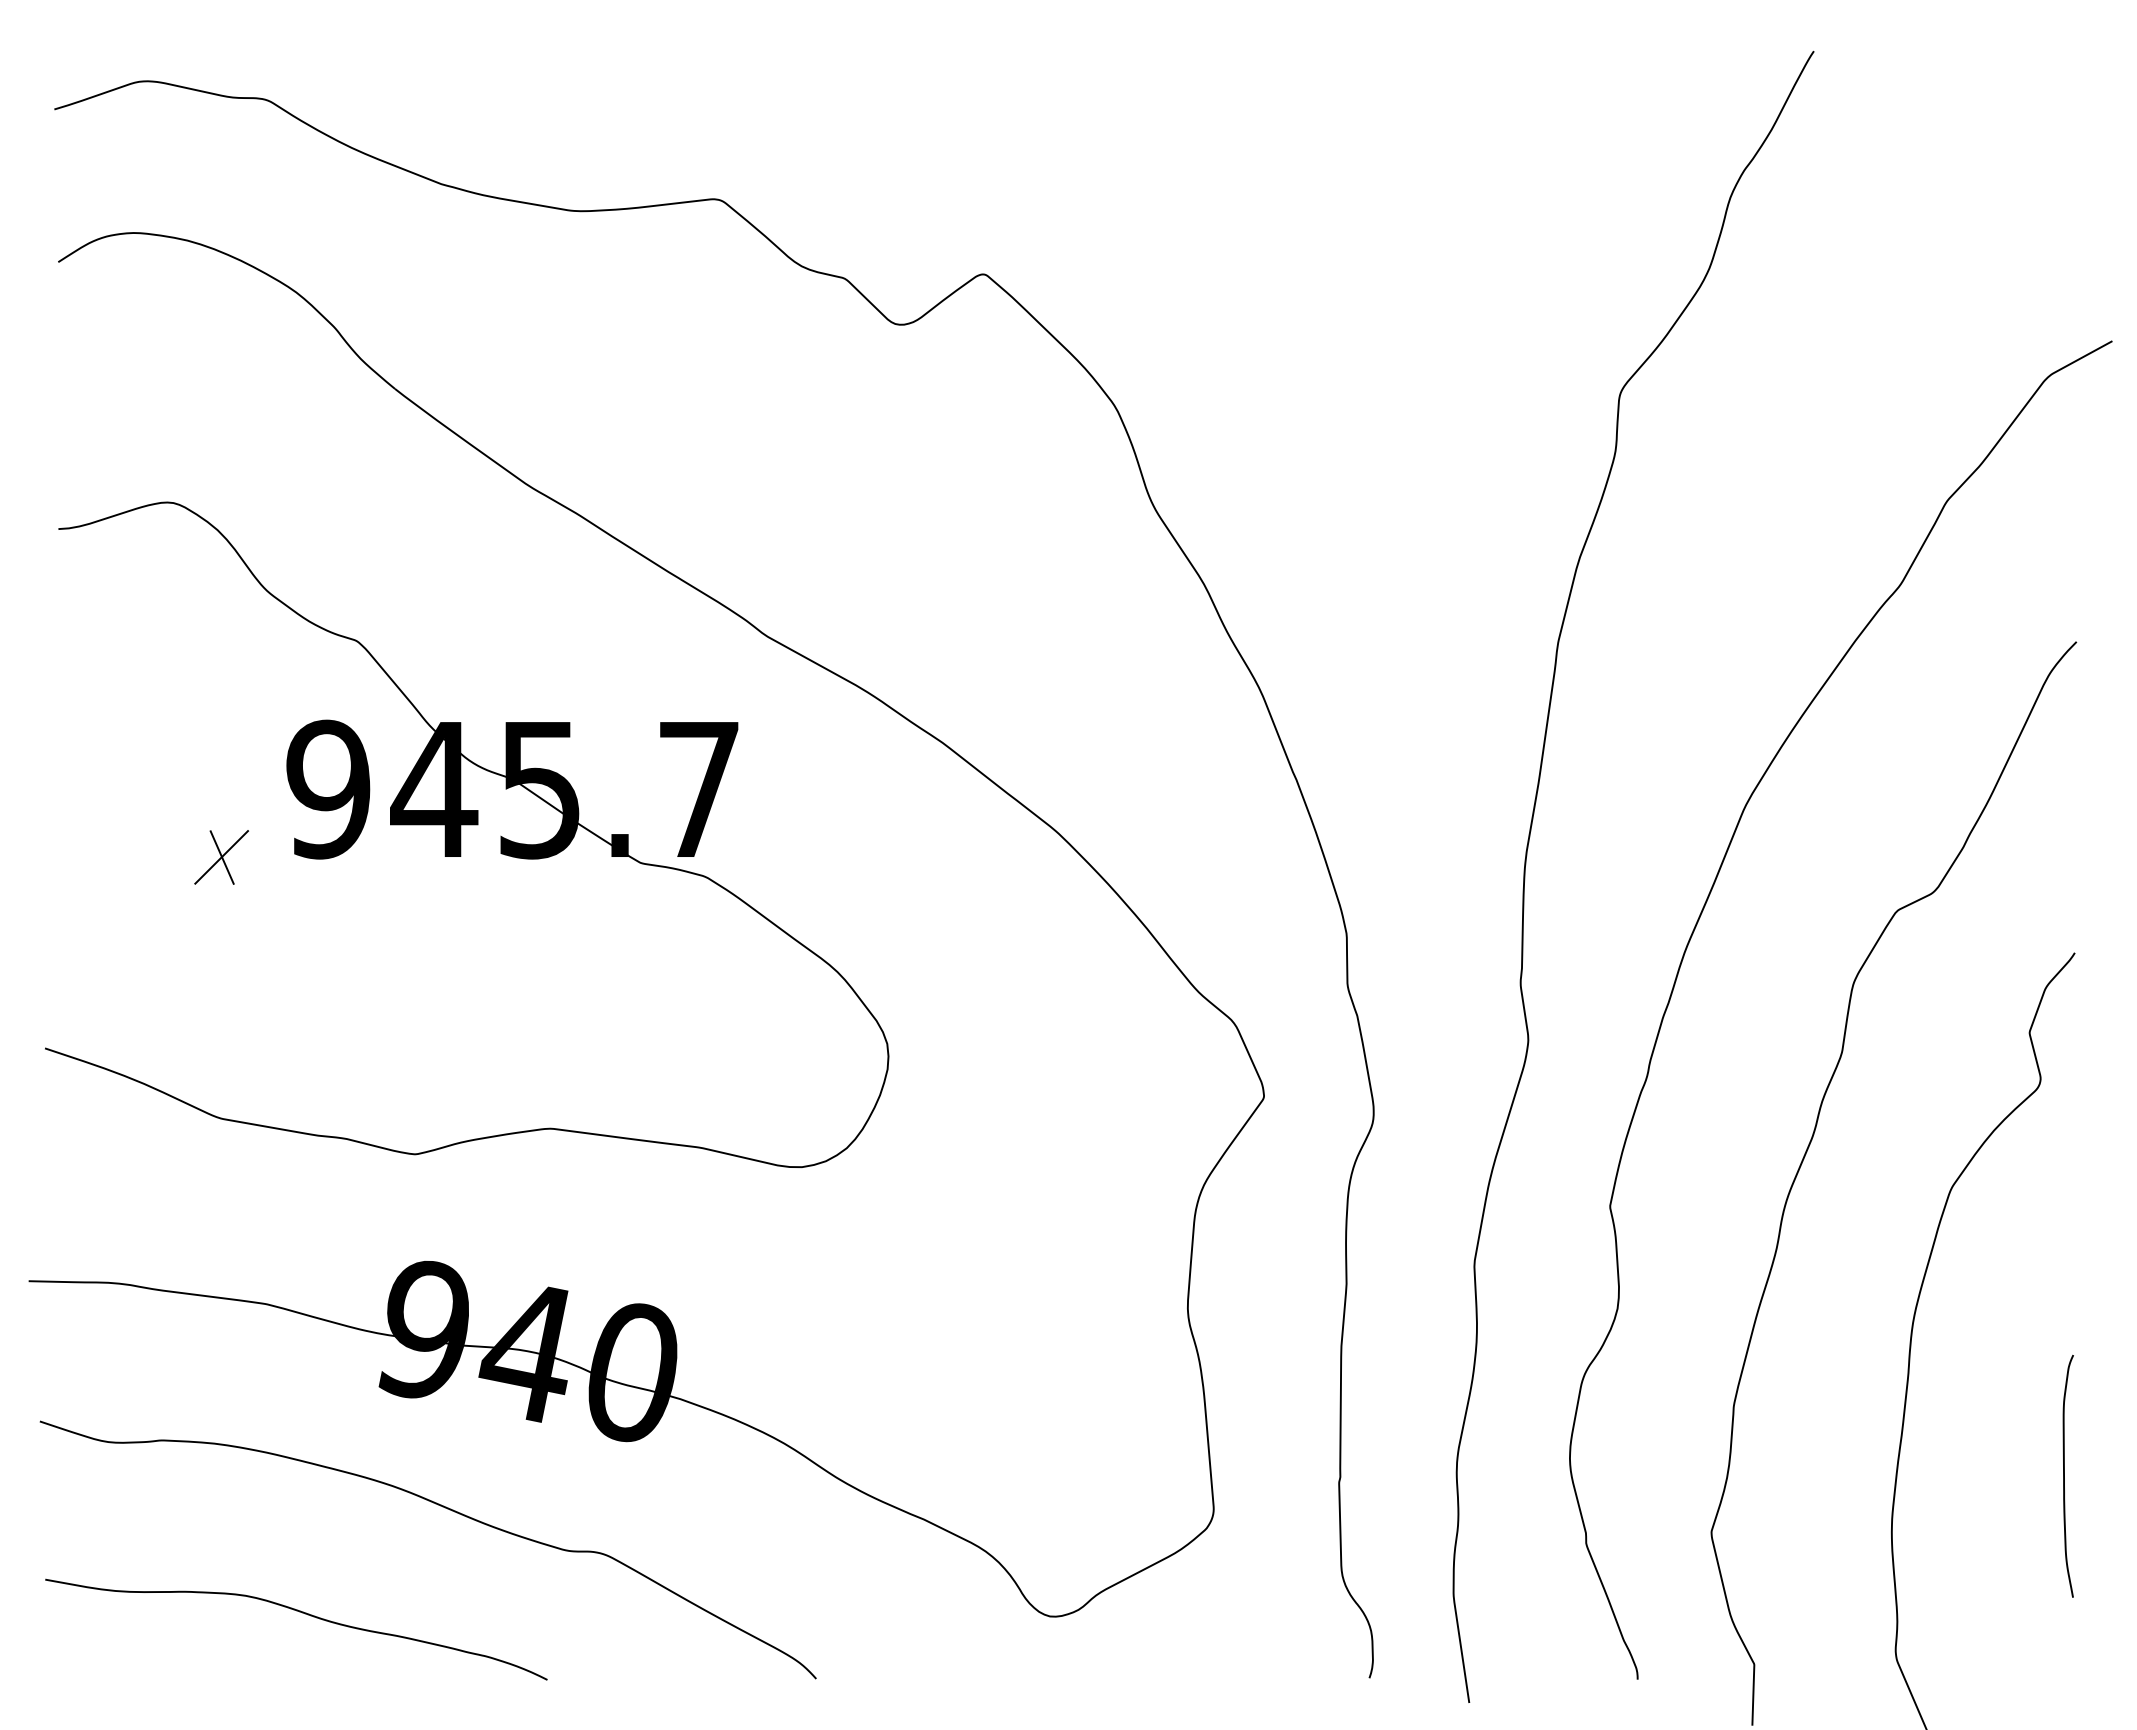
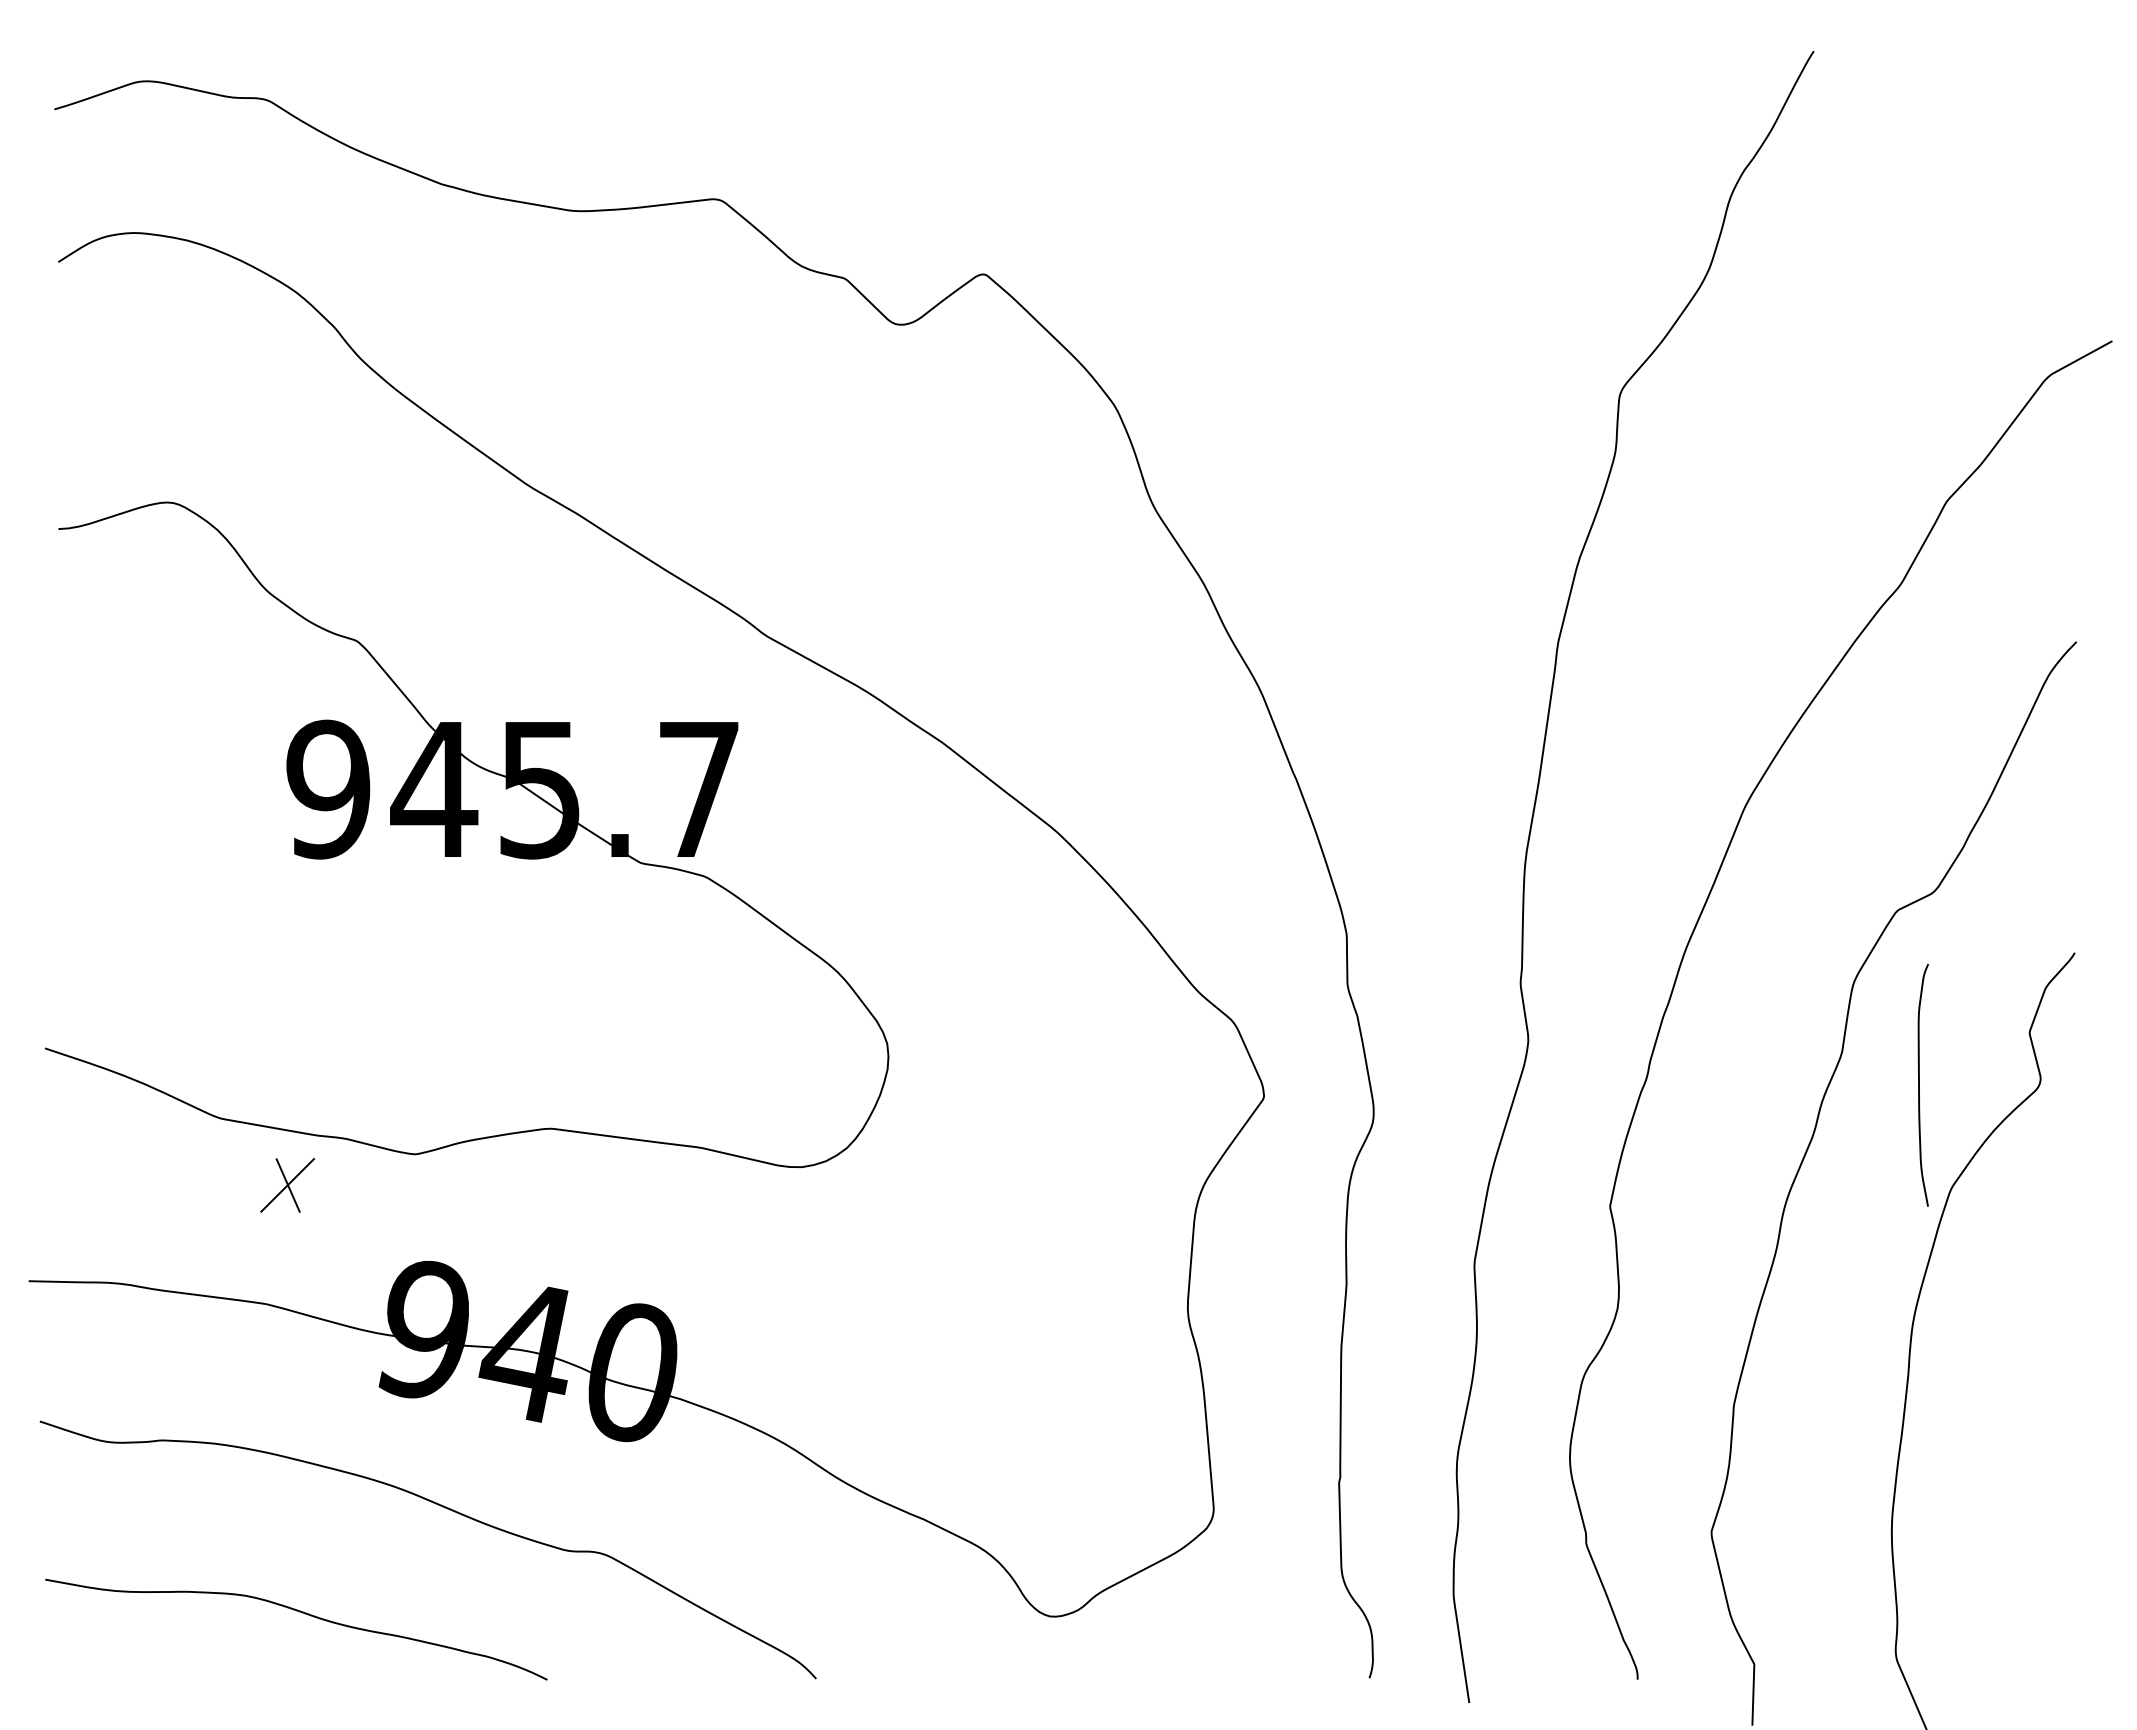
part position: (221, 857) -> (287, 1185) (287, 1185)
curve position: (2064, 1475) -> (1919, 1084) (1919, 1084)
